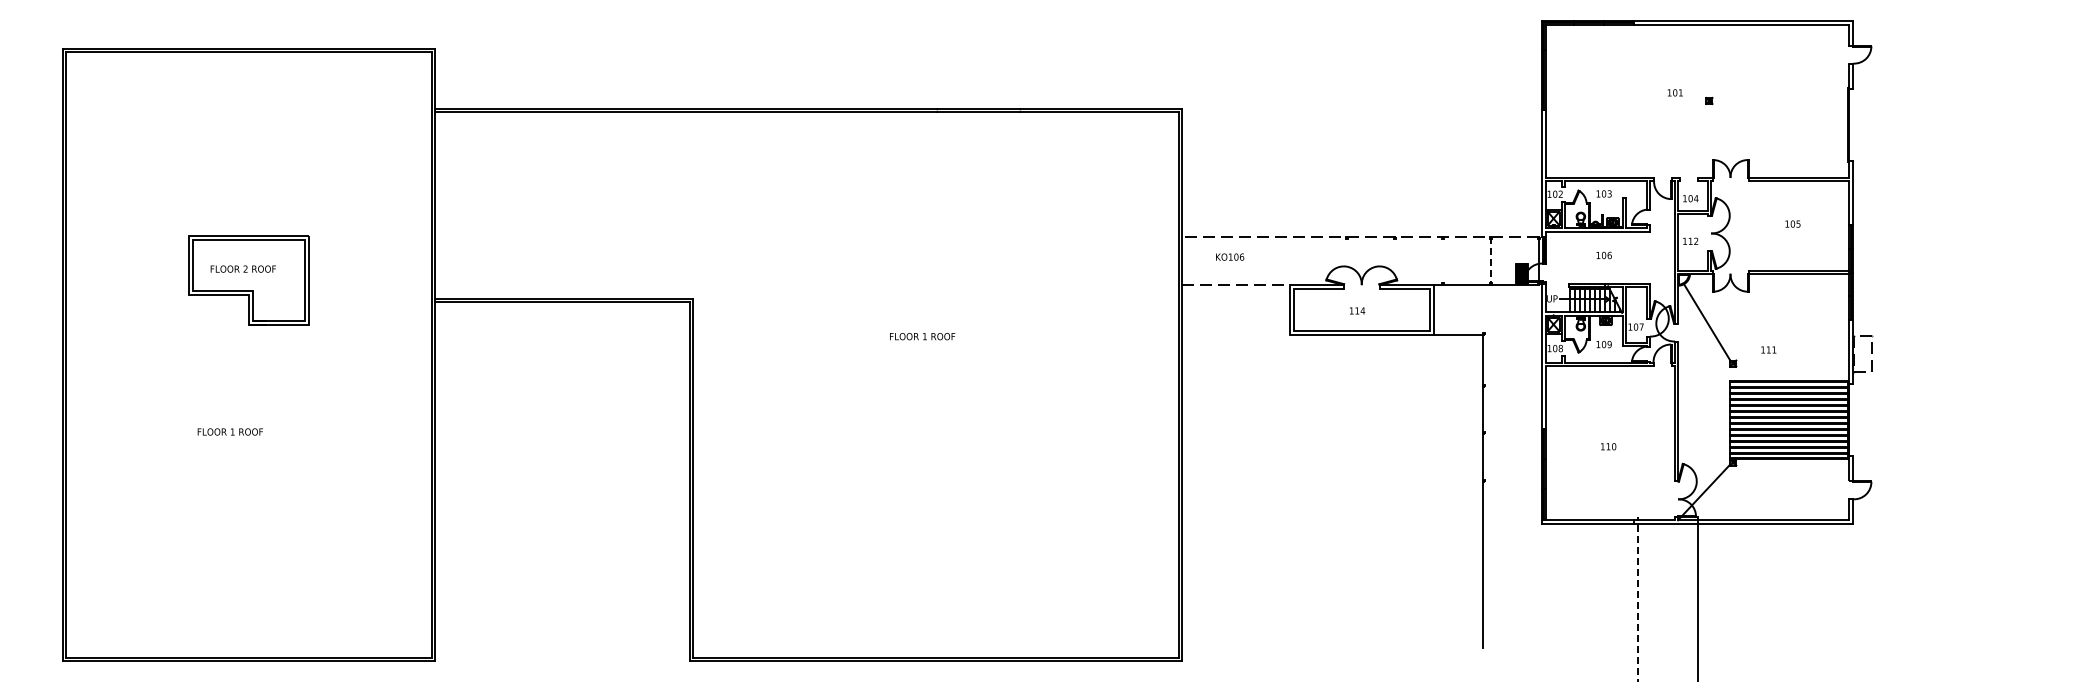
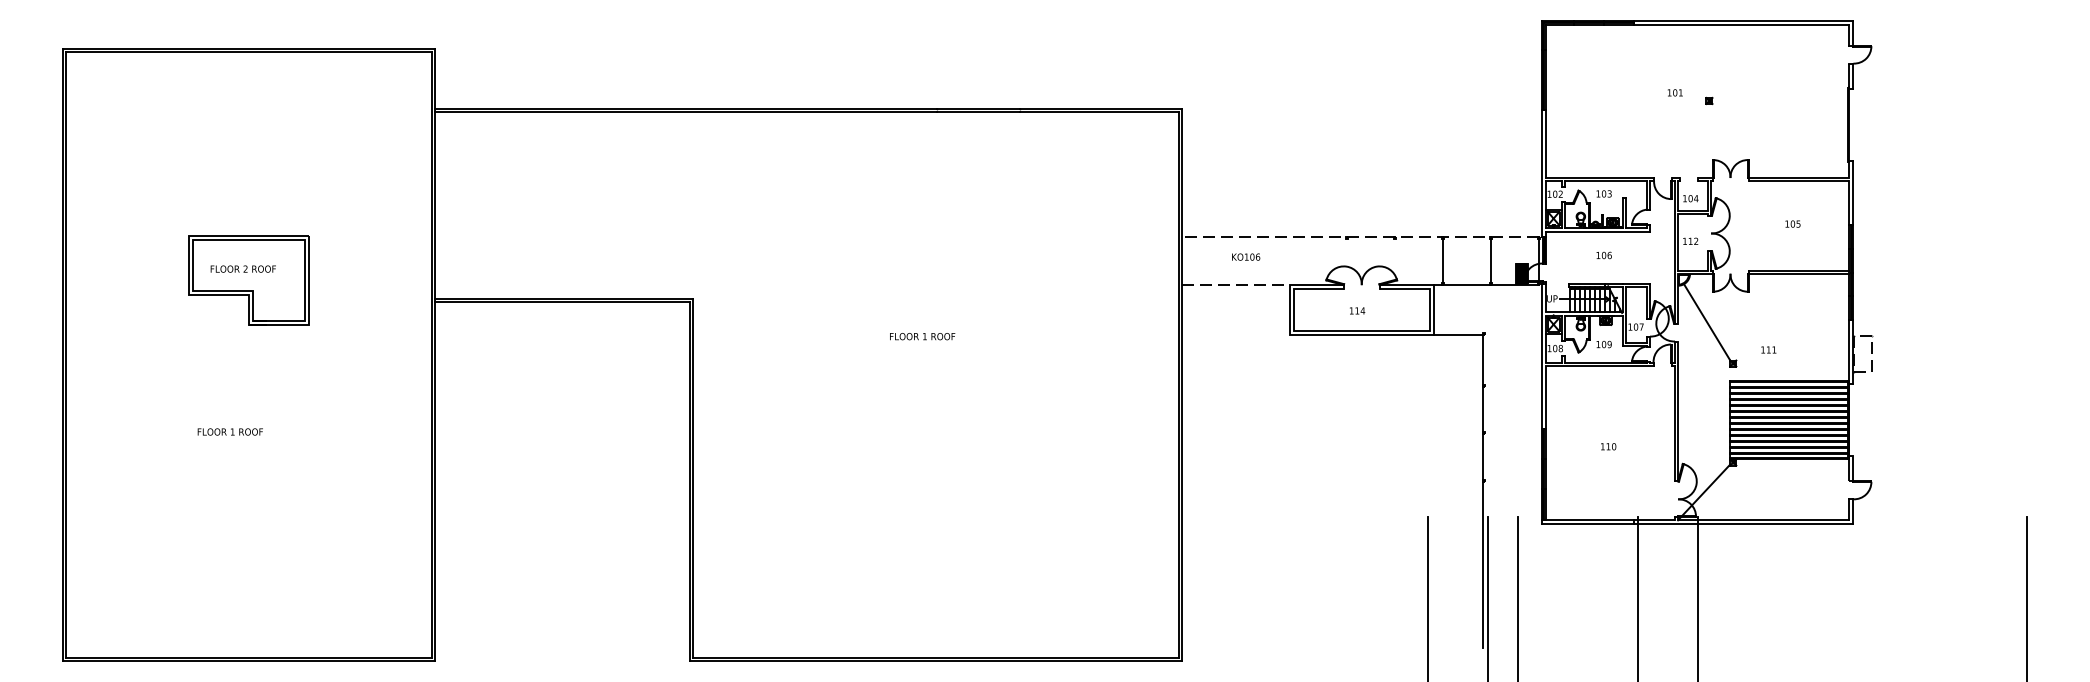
text position: (1230, 256) -> (1246, 256) (1246, 256)
line: none -> present (1442, 260)
line: dashed -> solid (1490, 261)
line: none -> present (1427, 597)
line: none -> present (1487, 597)
line: none -> present (1517, 597)
line: none -> present (2027, 597)
line: dashed -> solid (1637, 599)
